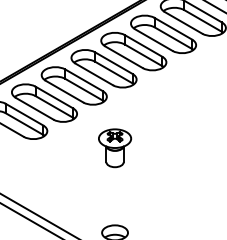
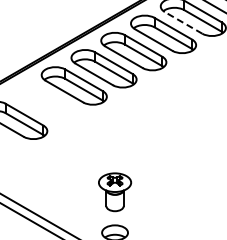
line: solid -> dashed (183, 22)
part: present -> none (44, 102)
part position: (115, 148) -> (115, 192) (115, 192)
